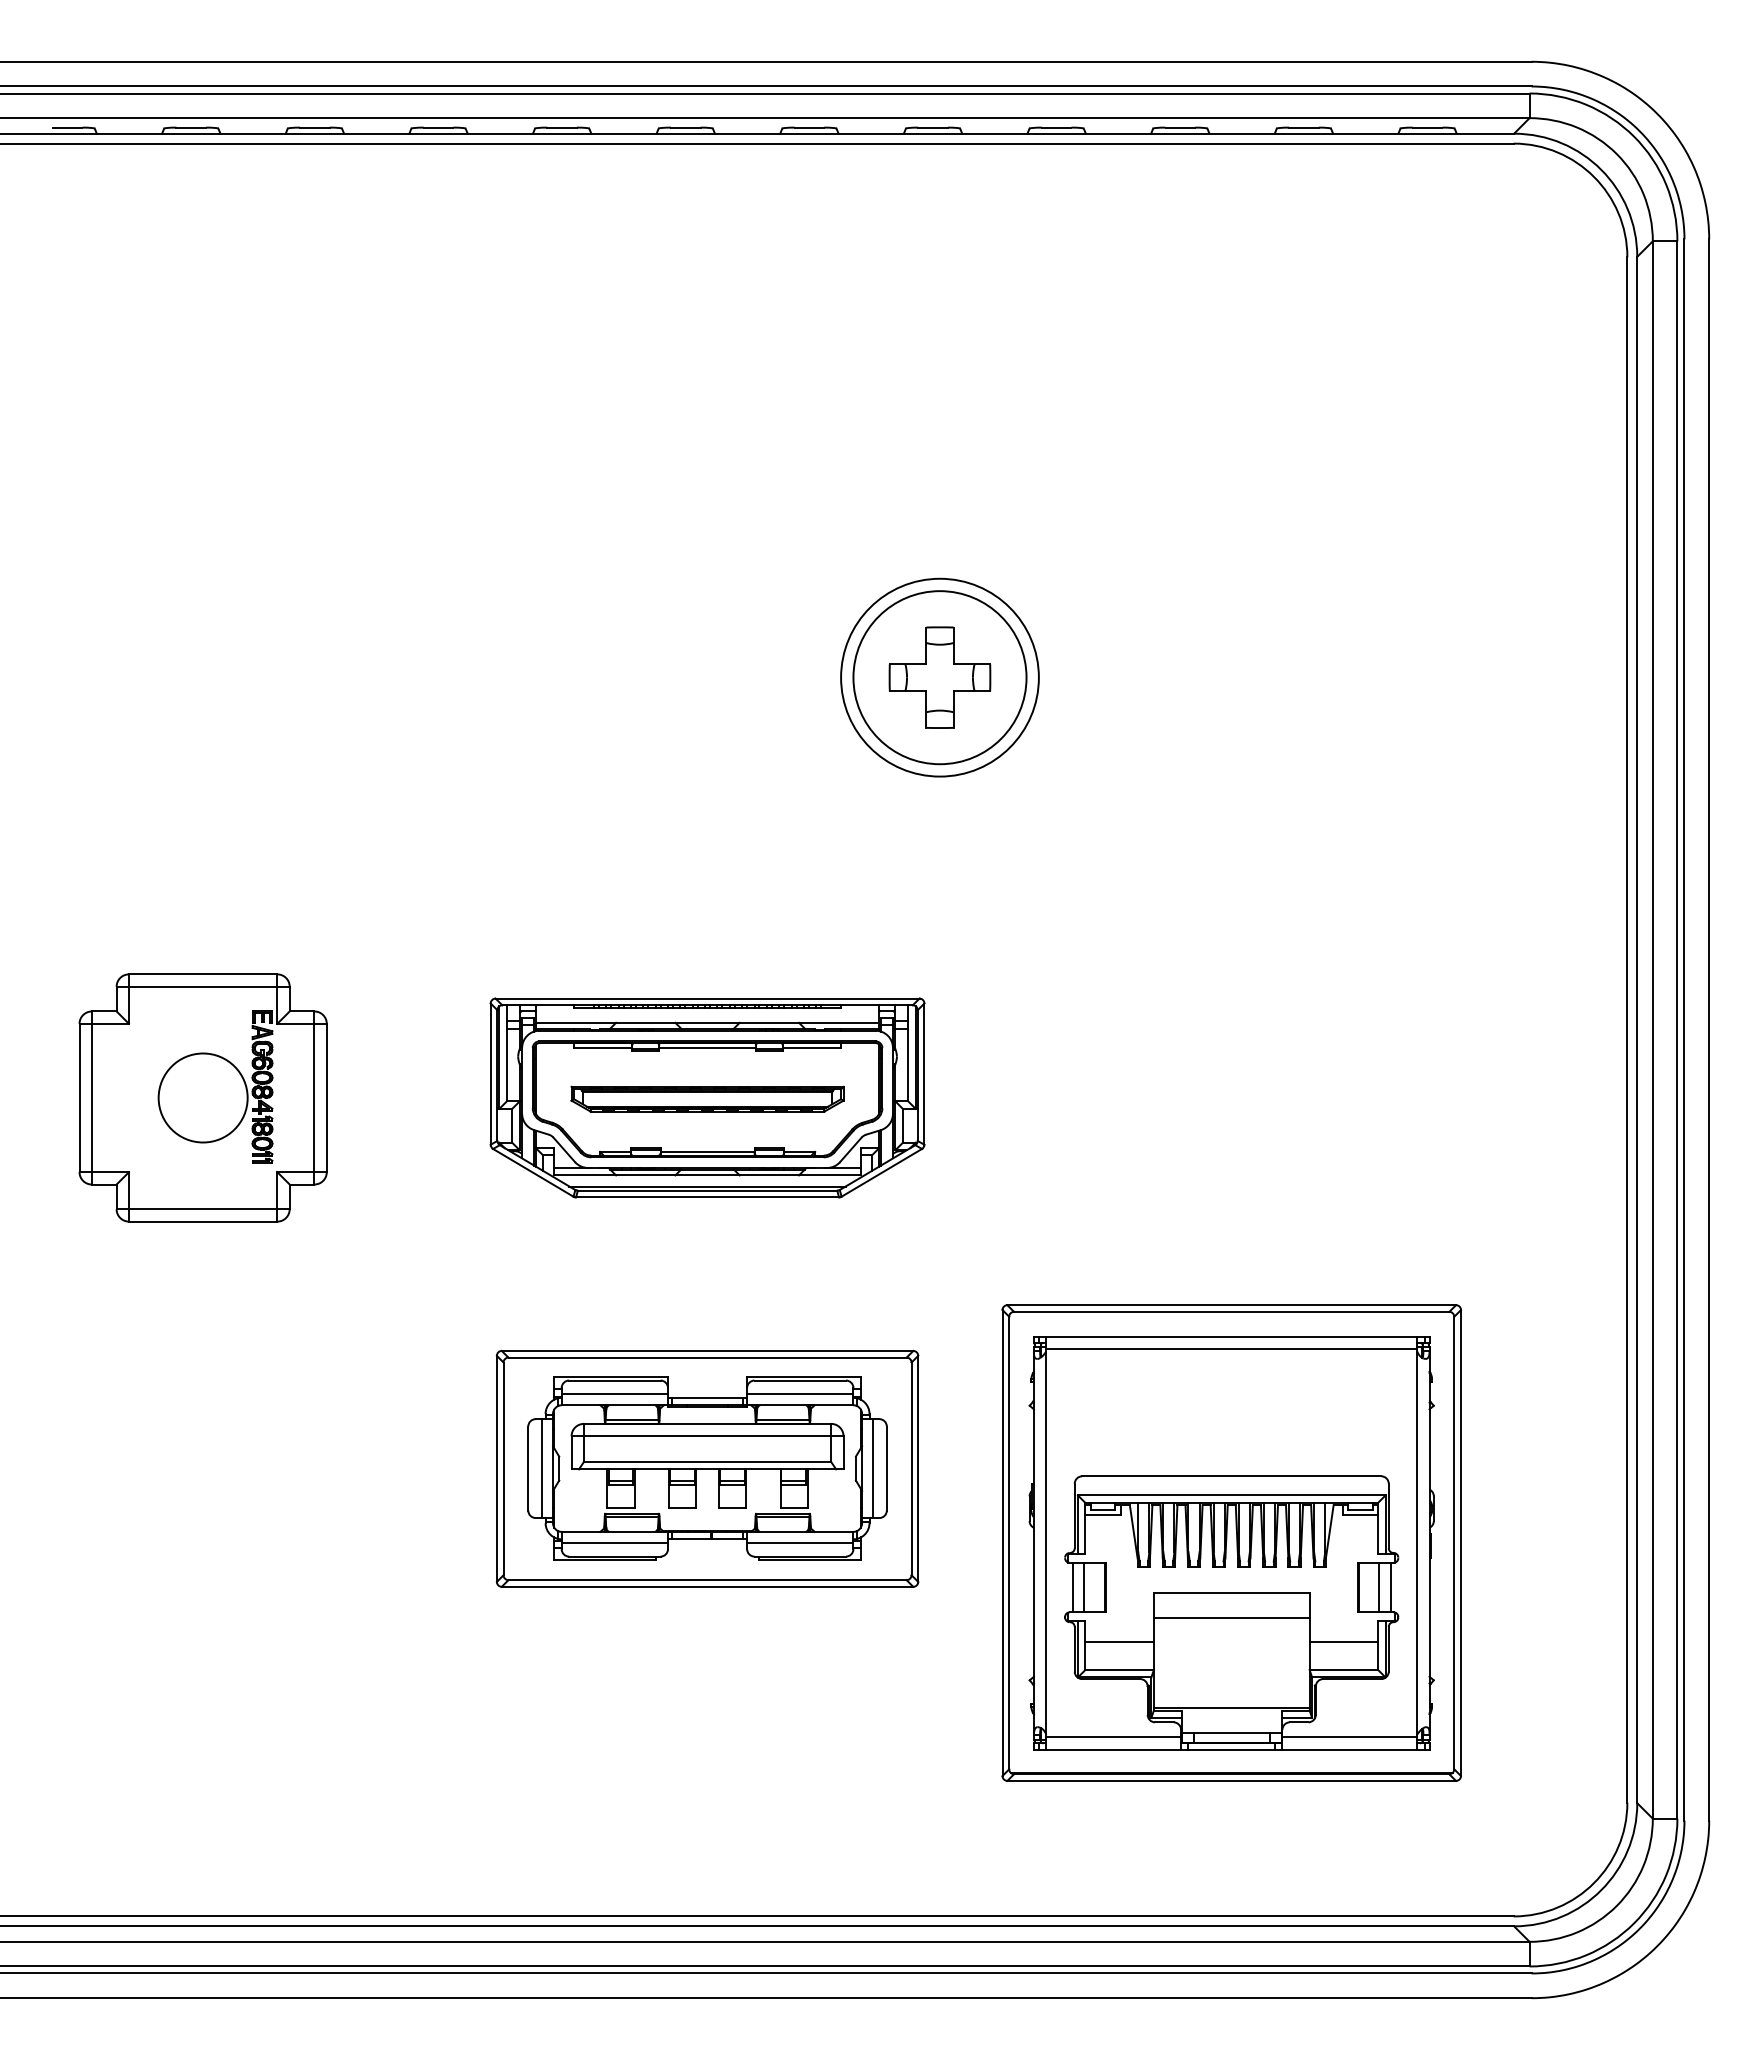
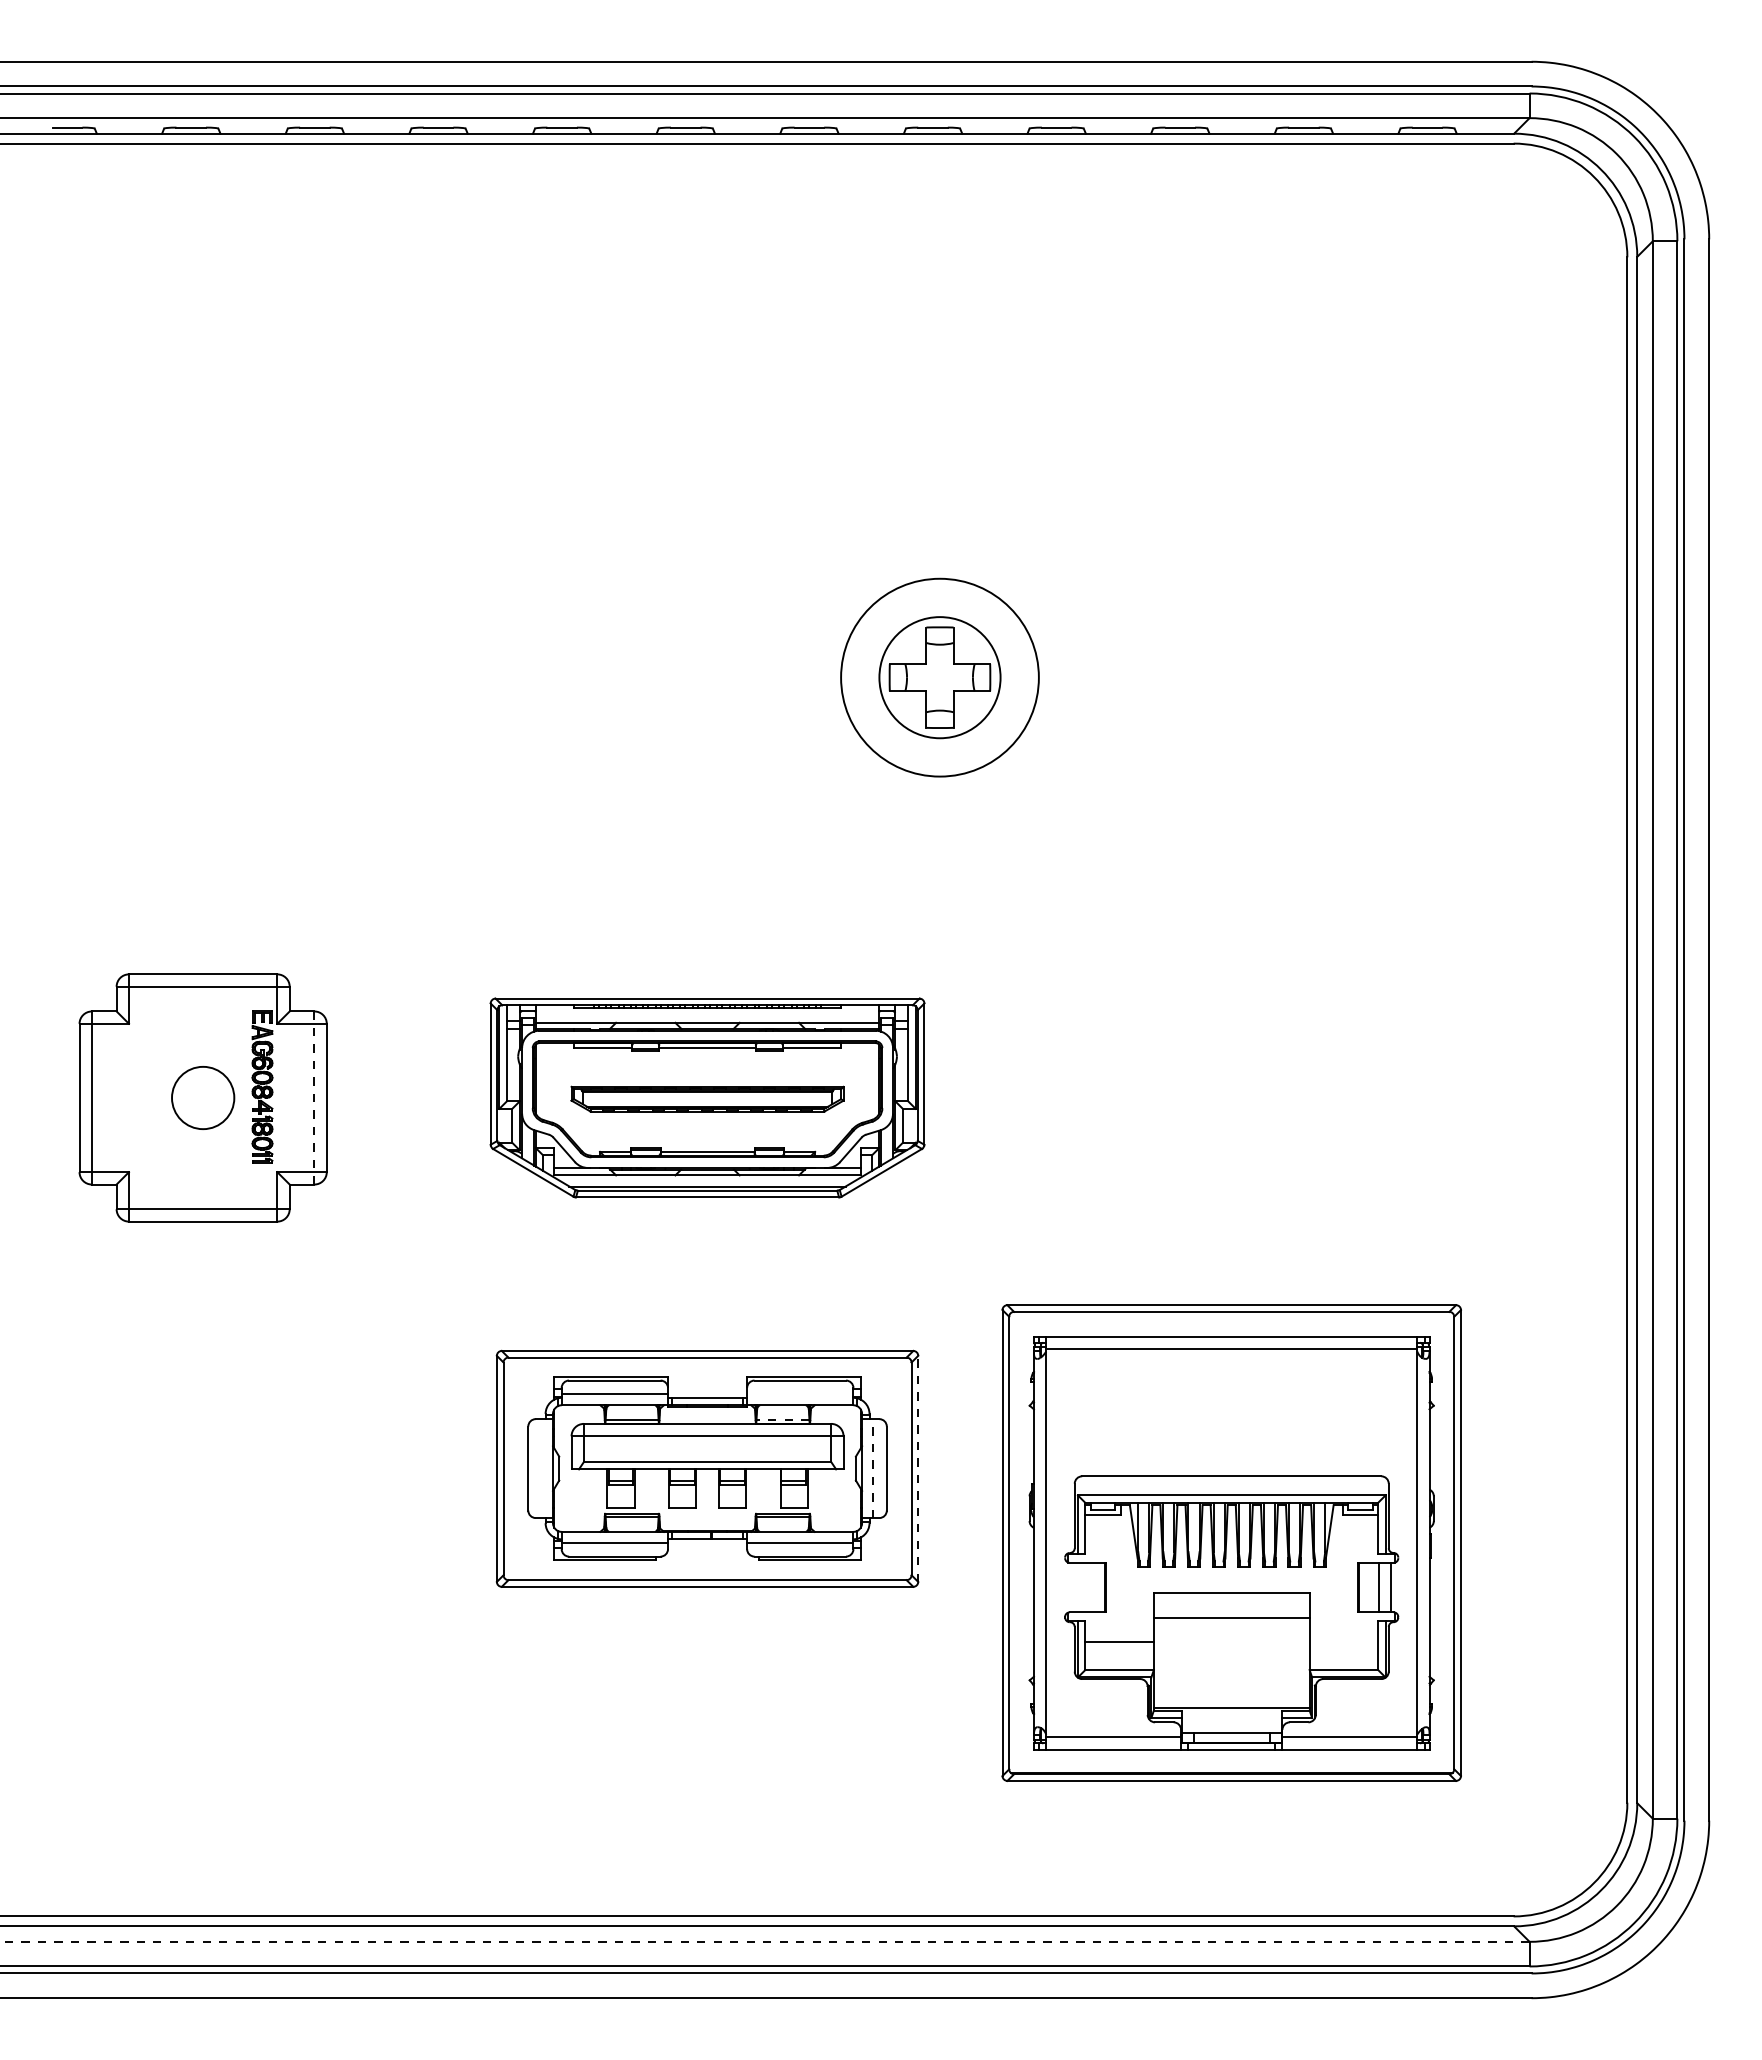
circle diameter: 173 px -> 121 px (939, 677)
circle diameter: 89 px -> 62 px (203, 1097)
line: solid -> dashed (314, 1098)
line: present -> none (800, 1394)
line: solid -> dashed (782, 1419)
line: present -> none (541, 1468)
line: solid -> dashed (873, 1468)
line: solid -> dashed (918, 1468)
line: present -> none (1072, 1587)
line: present -> none (1084, 1587)
line: present -> none (1343, 1641)
line: solid -> dashed (764, 1941)
